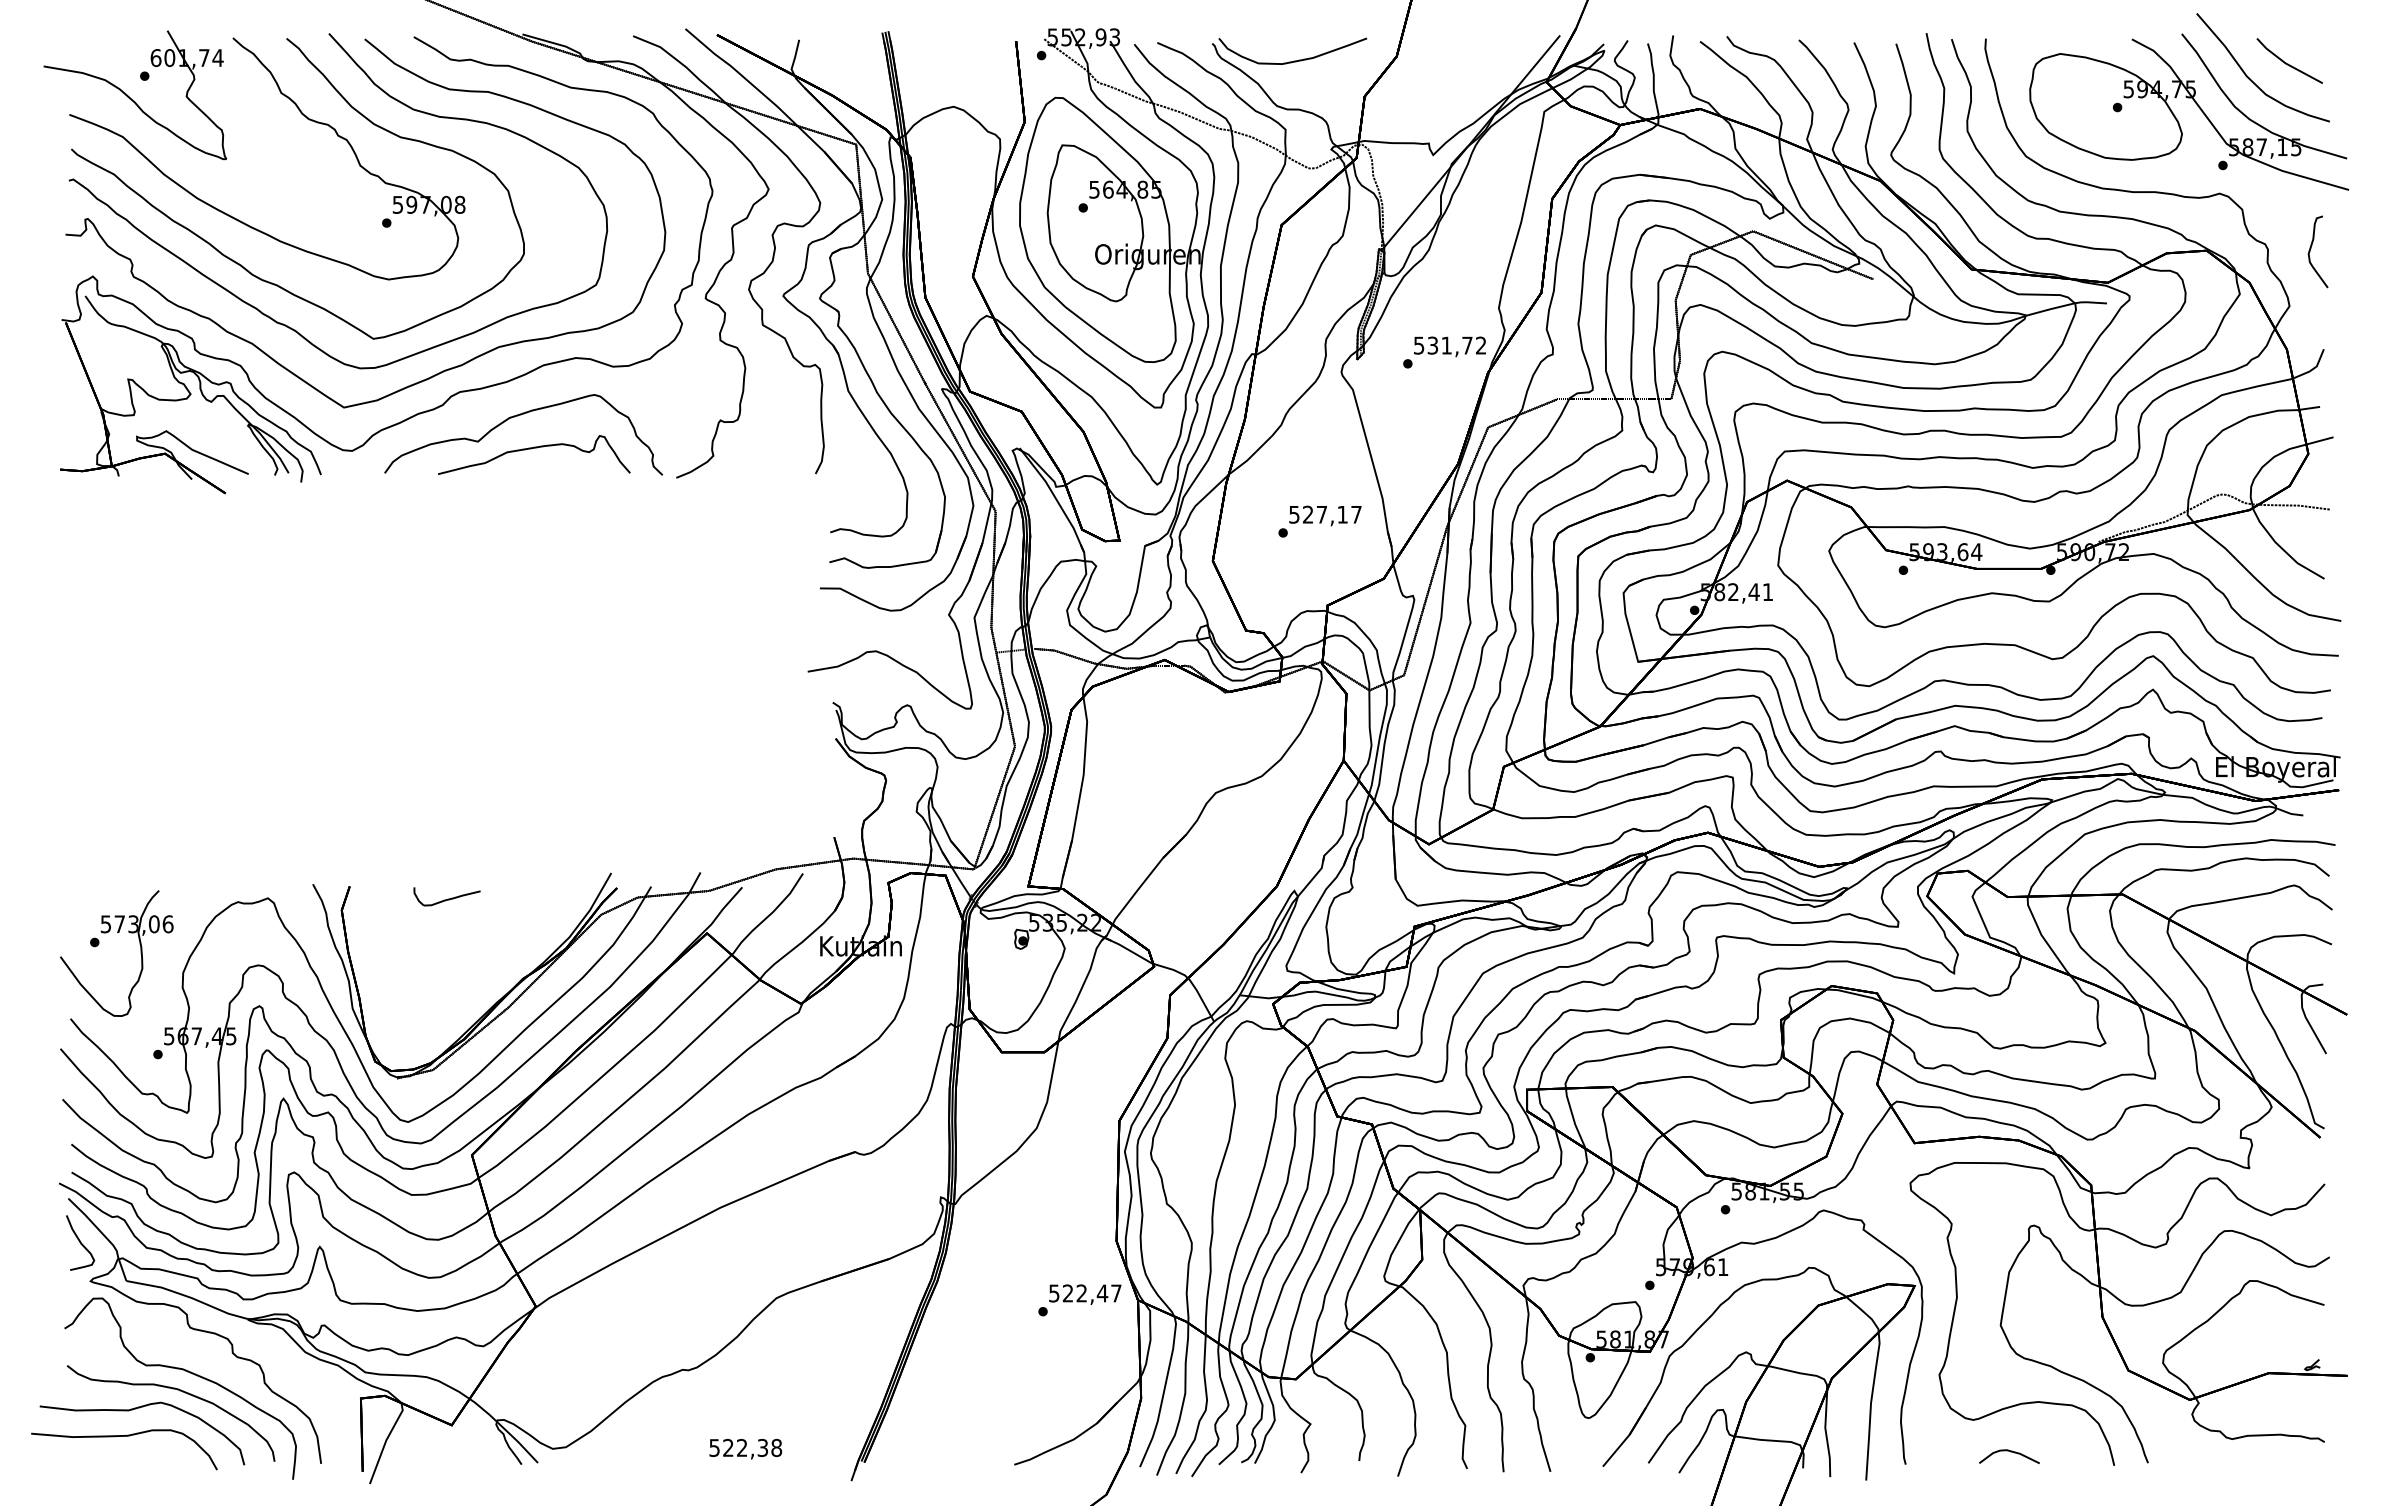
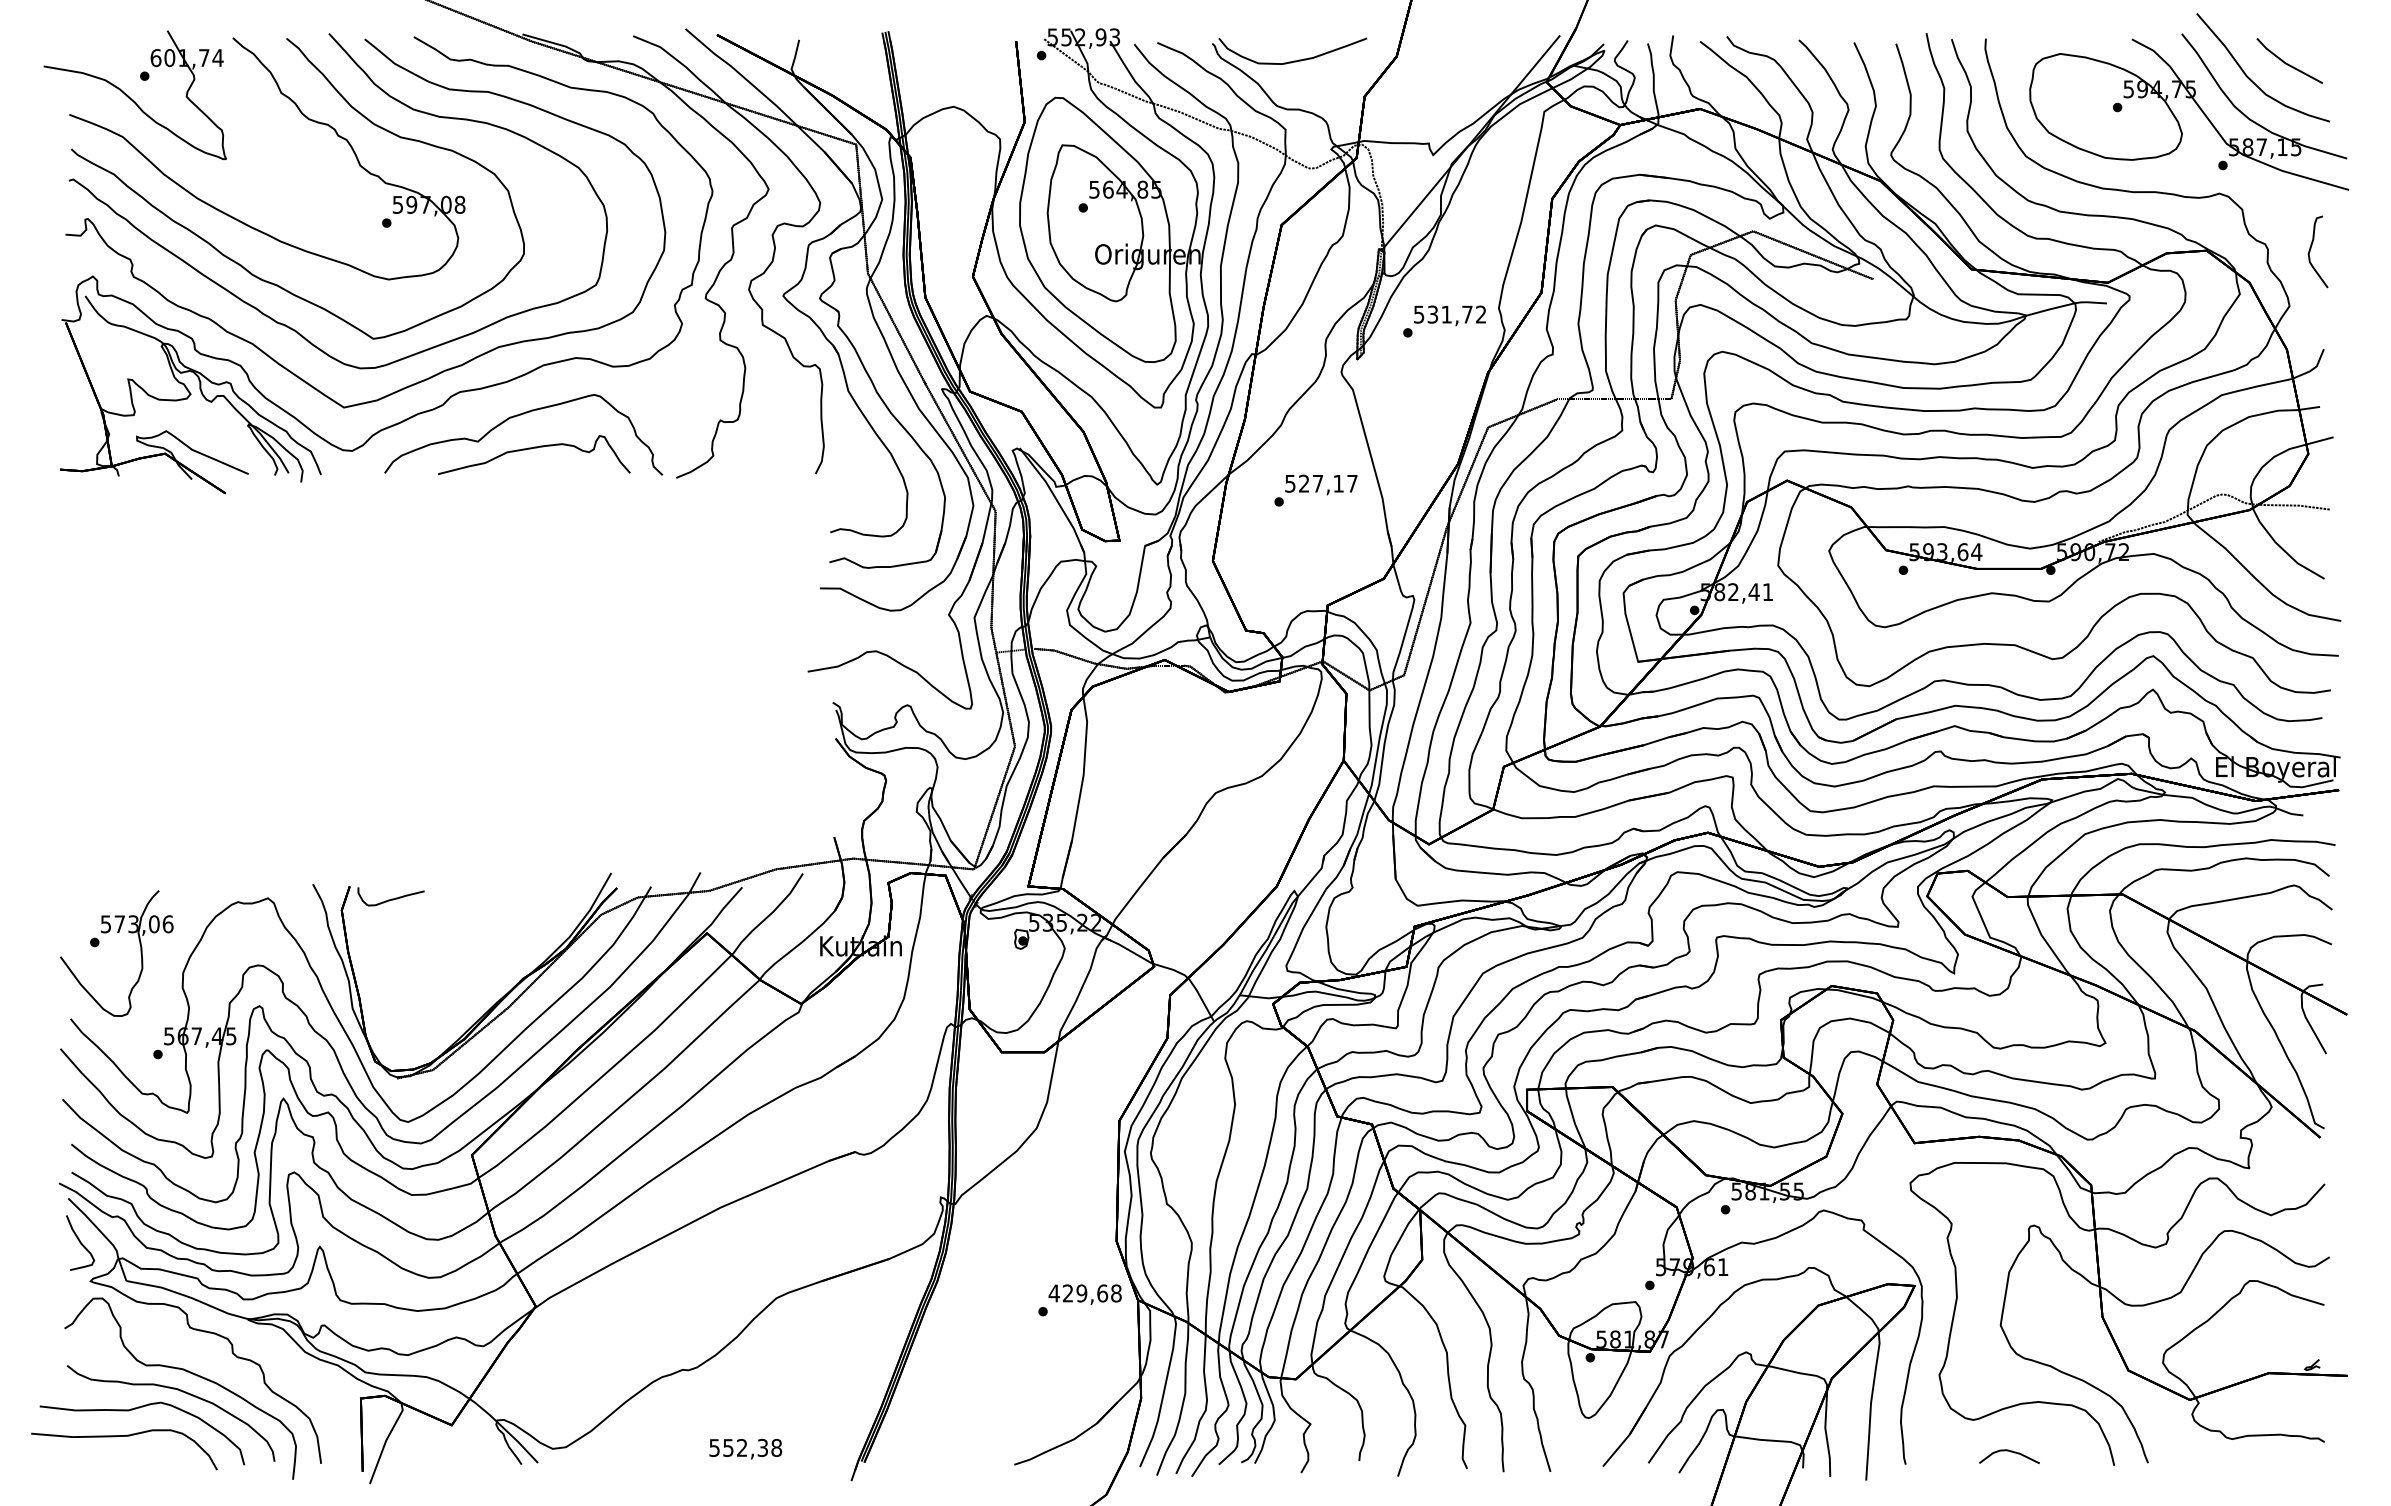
text position: (1444, 352) -> (1444, 321) (1444, 321)
text position: (1319, 521) -> (1315, 490) (1315, 490)
part position: (446, 896) -> (390, 896) (390, 896)
text: 522,47 -> 429,68 (1084, 1293)
text: 522,38 -> 552,38 (728, 1447)
